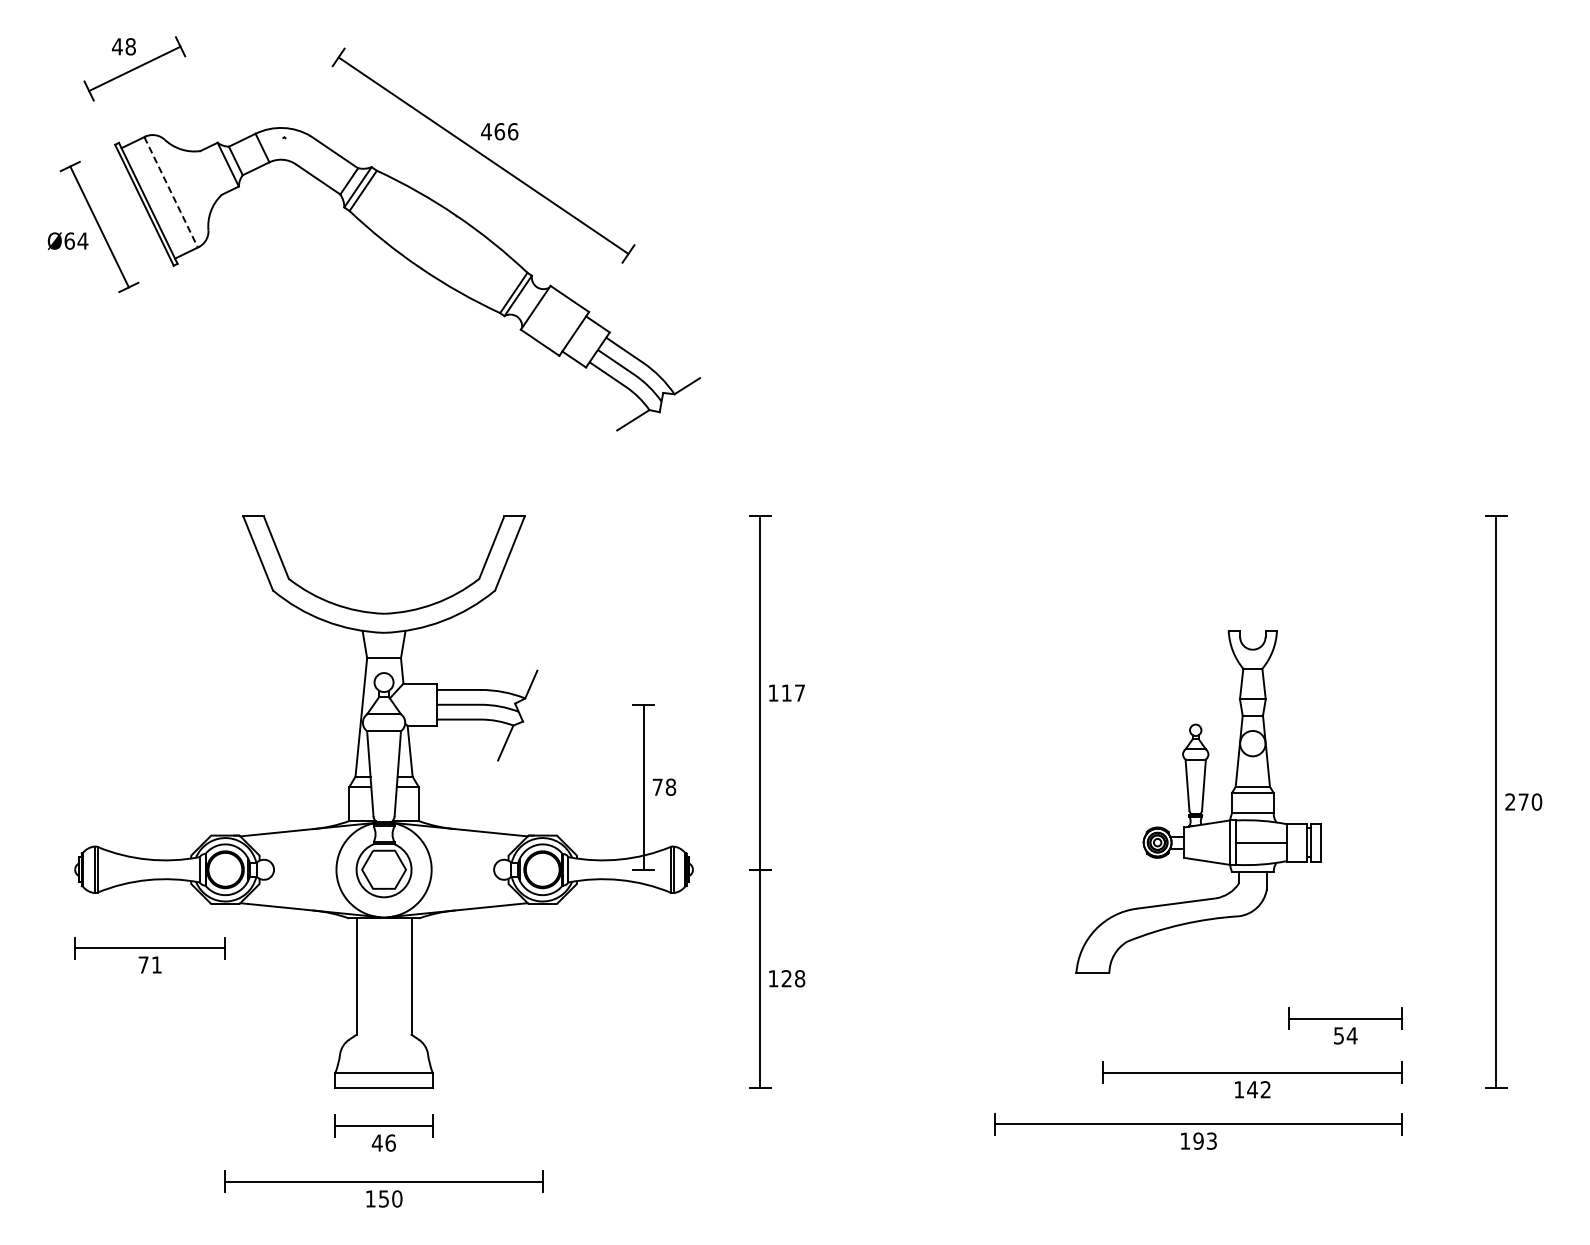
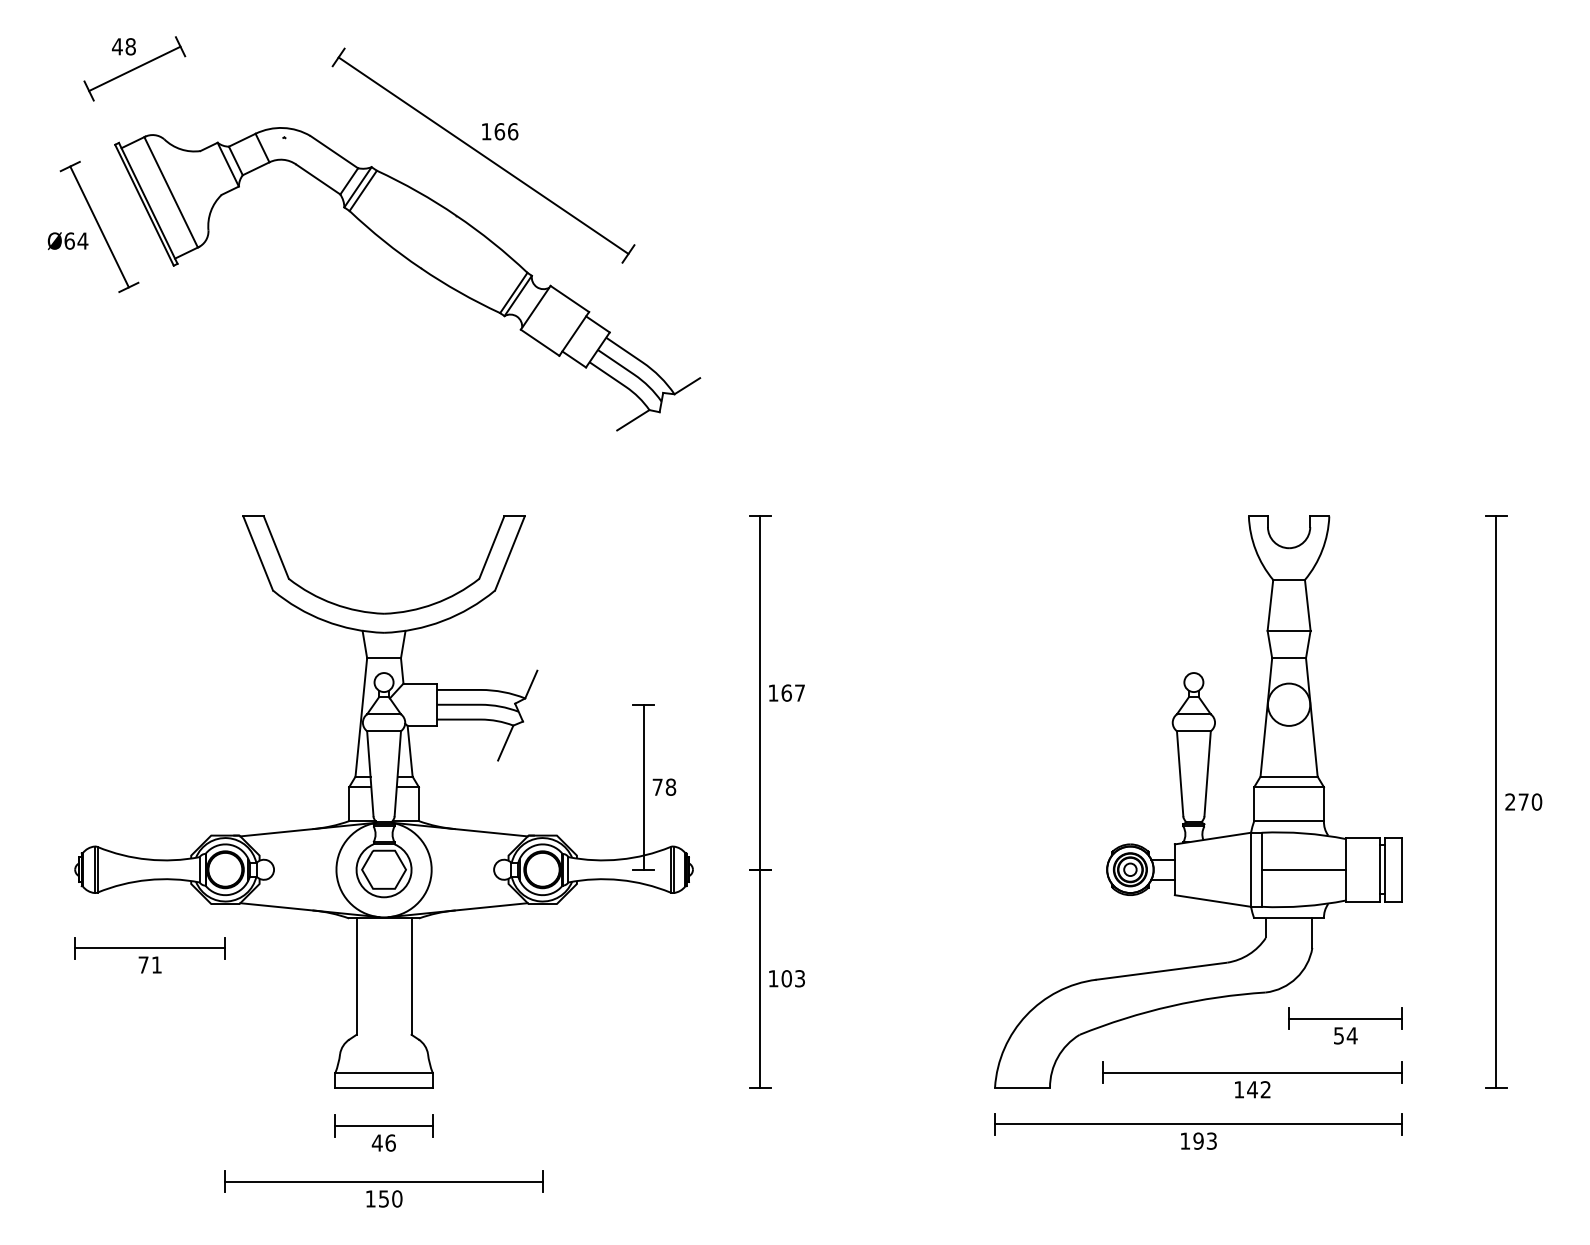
text: 466 -> 166 (486, 131)
line: dashed -> solid (171, 192)
text: 117 -> 167 (786, 692)
part size: 247x344 px -> 409x574 px (1198, 801)
text: 128 -> 103 (793, 978)
